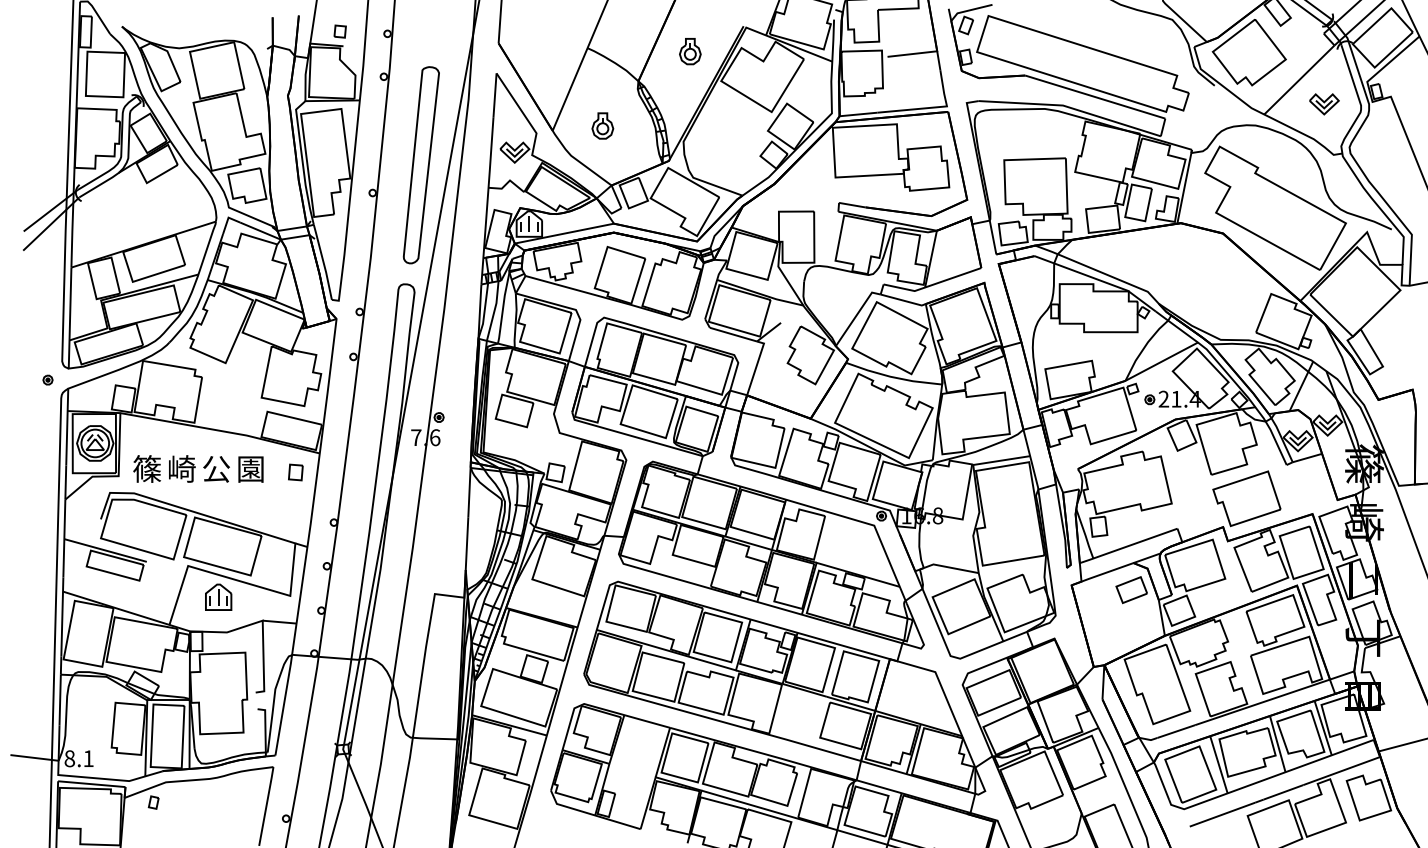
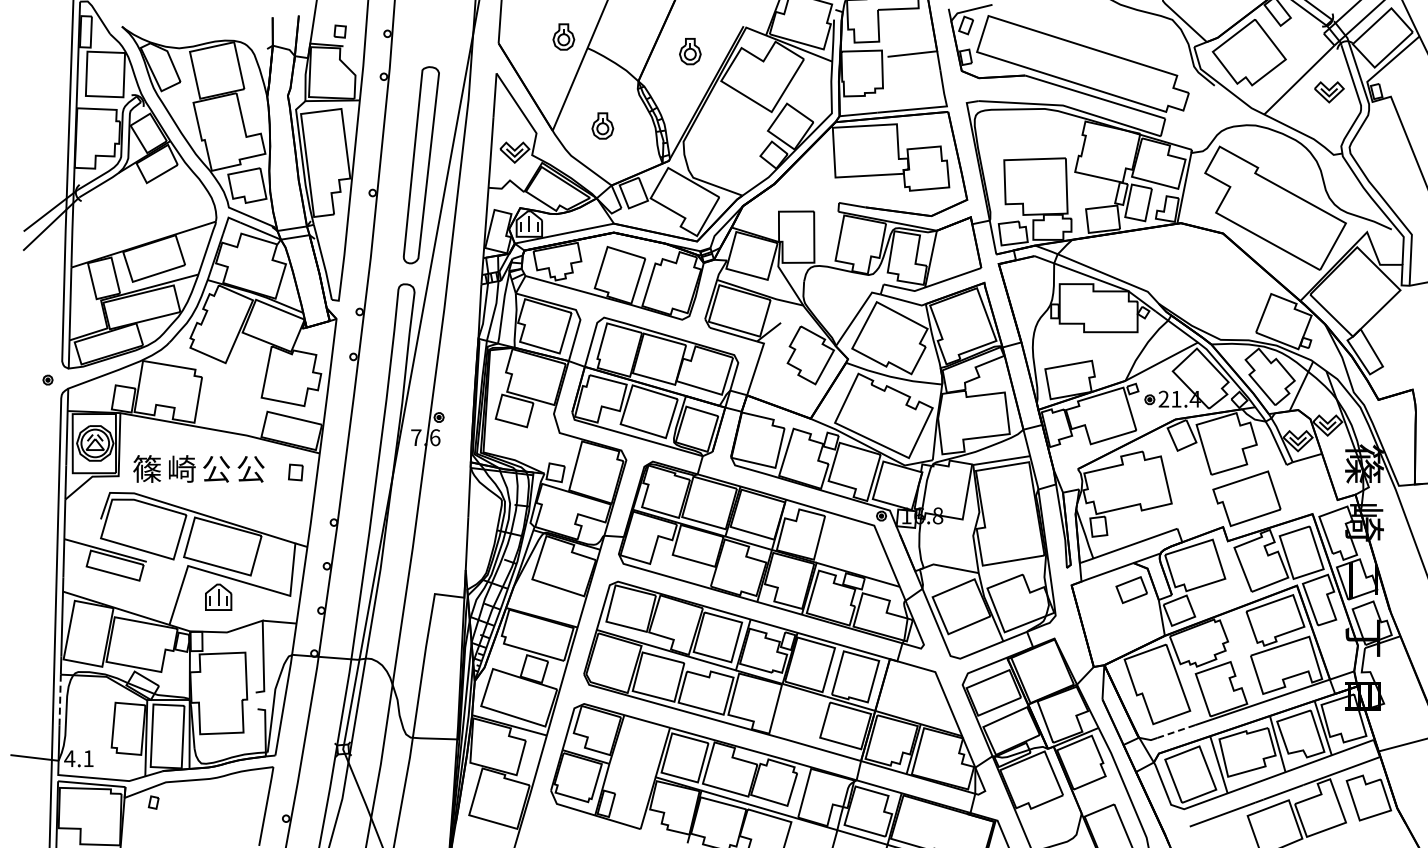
part: none -> present (563, 36)
part position: (1324, 104) -> (1329, 92) (1329, 92)
text: 園 -> 公 (250, 469)
line: solid -> dashed (60, 699)
line: solid -> dashed (1176, 731)
text: 8.1 -> 4.1 (69, 758)
